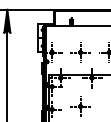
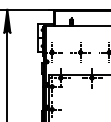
part: present -> none (80, 106)
